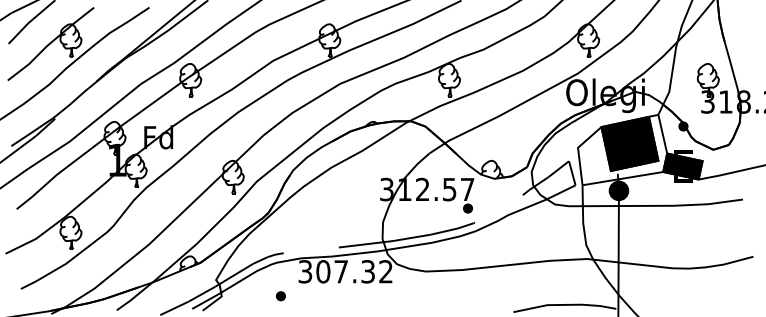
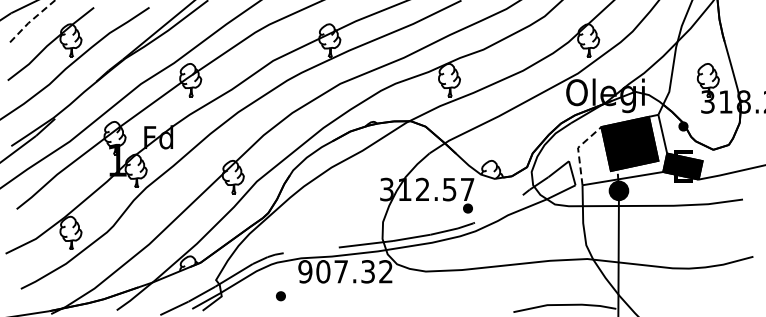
line: solid -> dashed (30, 21)
line: solid -> dashed (578, 149)
text: 307.32 -> 907.32 (305, 271)
